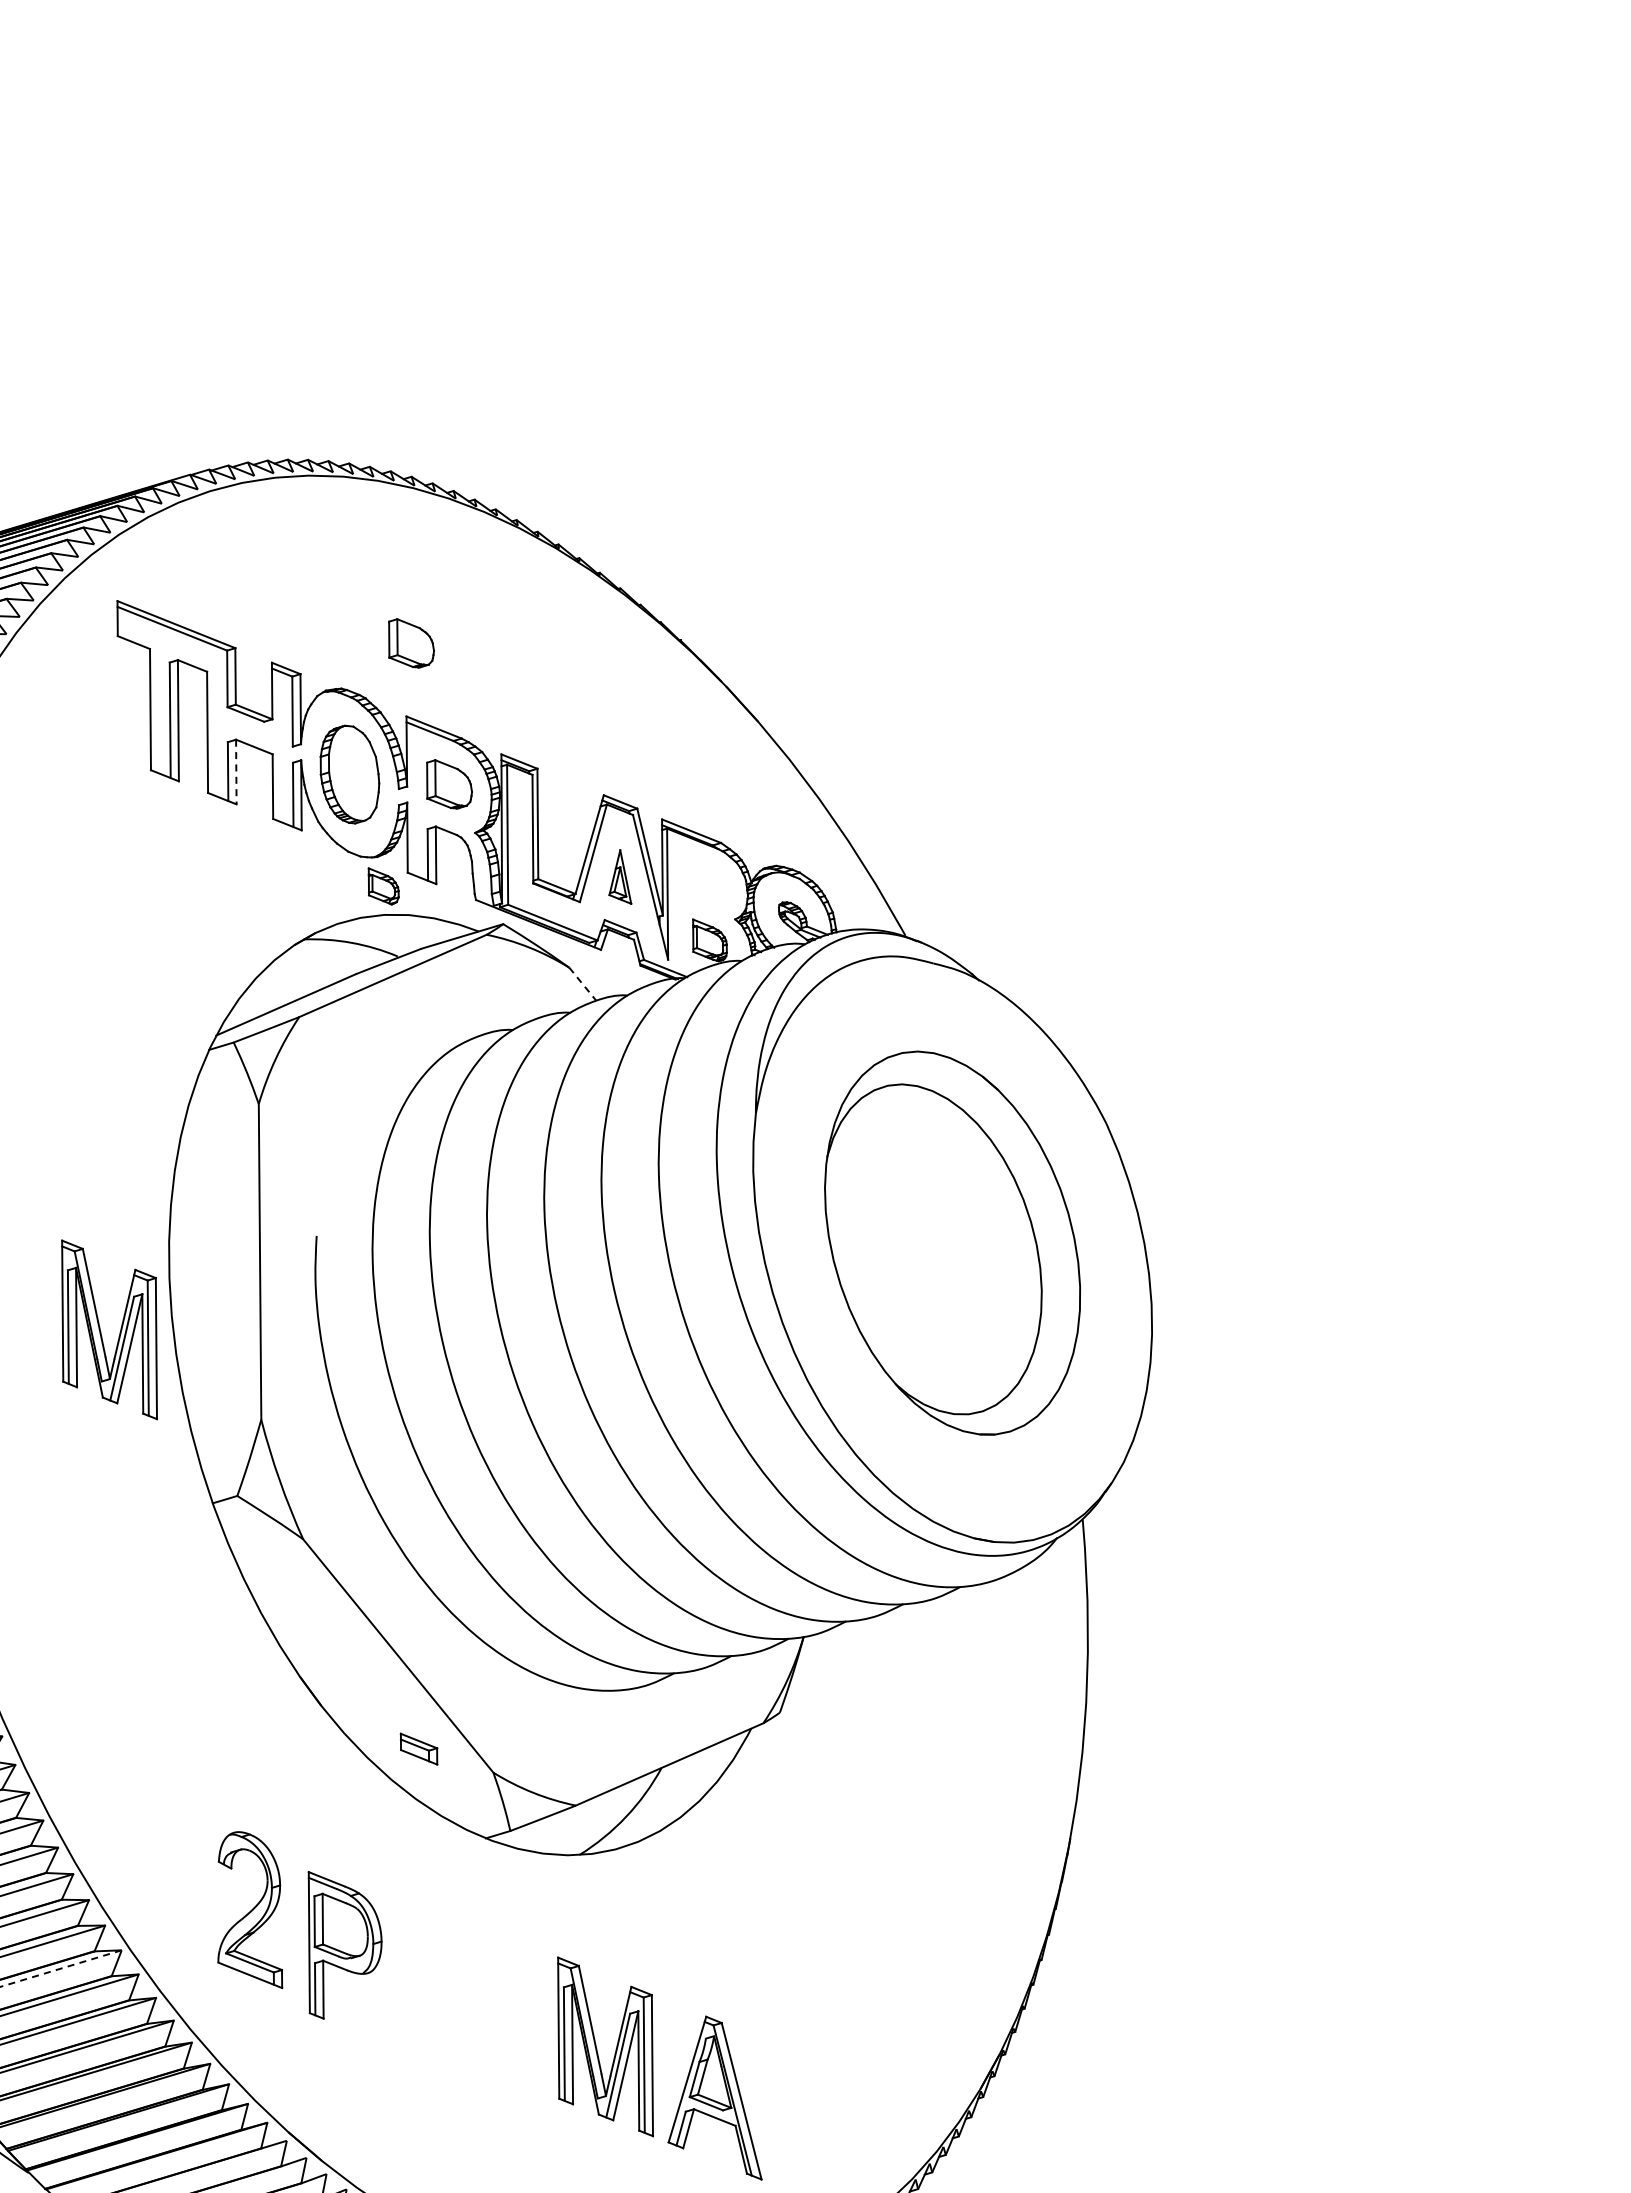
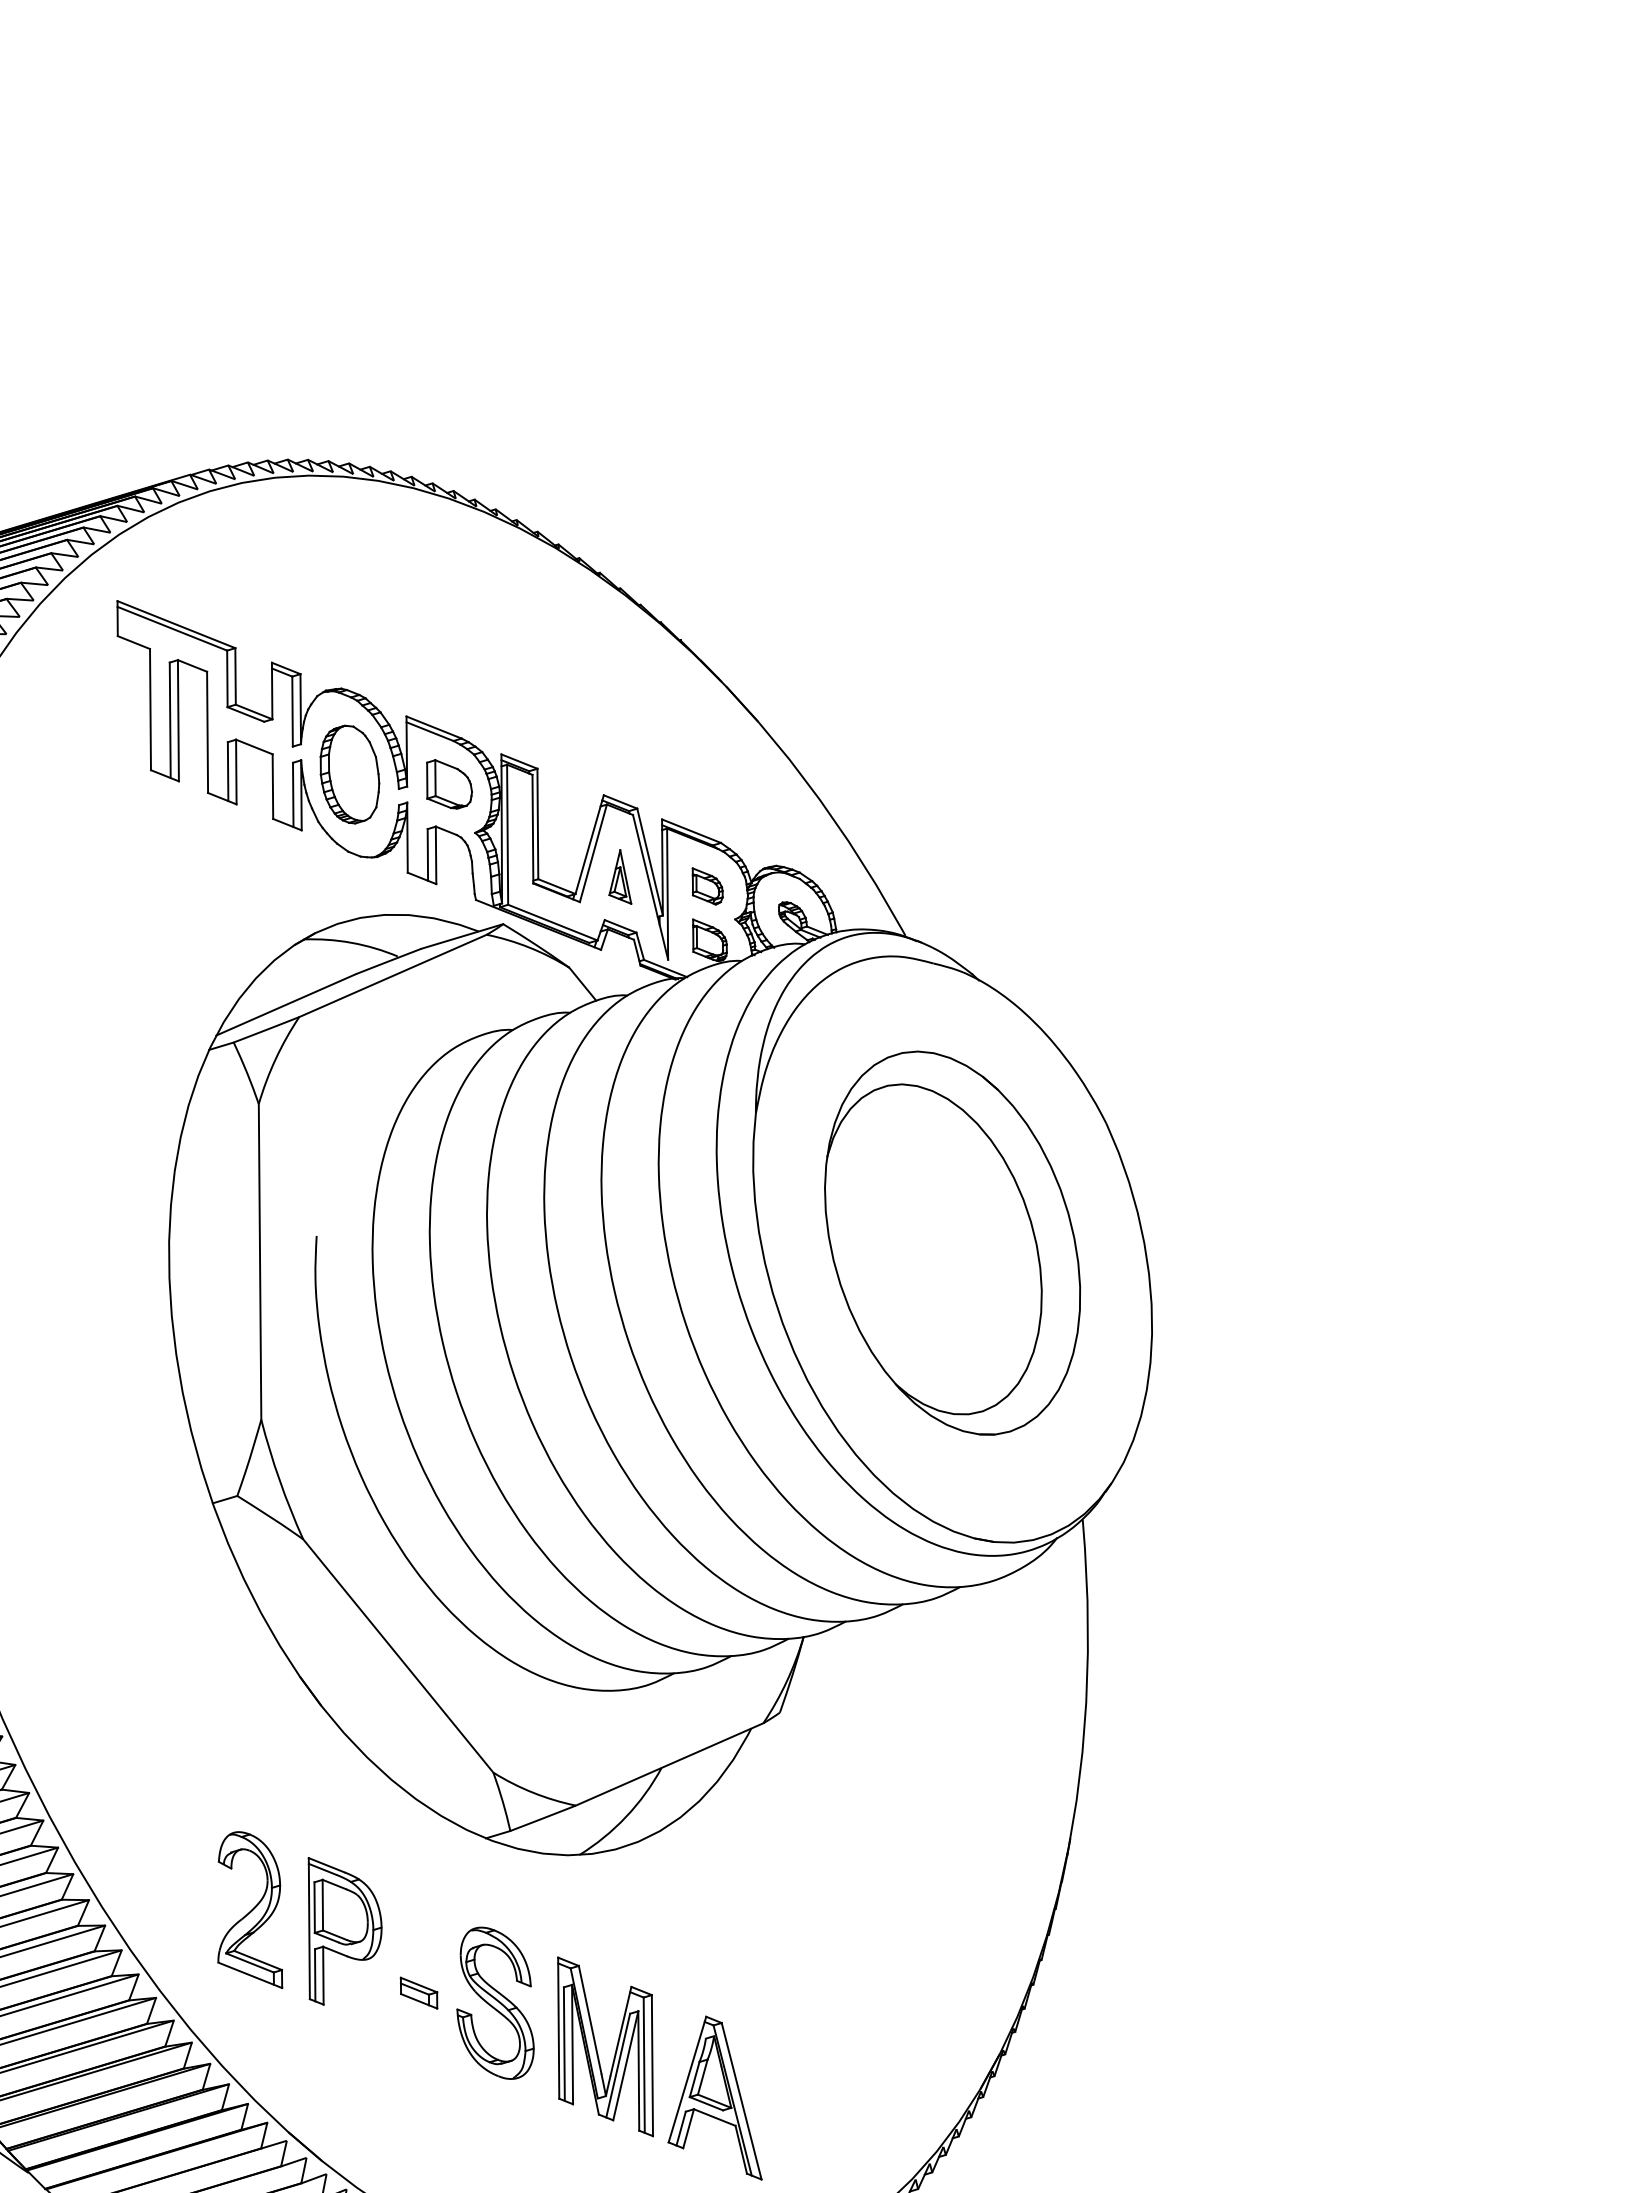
part: present -> none (411, 643)
line: dashed -> solid (236, 772)
part position: (383, 886) -> (707, 886) (707, 886)
line: dashed -> solid (583, 984)
part: present -> none (101, 1331)
part position: (418, 1748) -> (418, 1992) (418, 1992)
part position: (344, 1945) -> (344, 1931) (344, 1931)
line: dashed -> solid (60, 1968)
part: none -> present (495, 2002)
